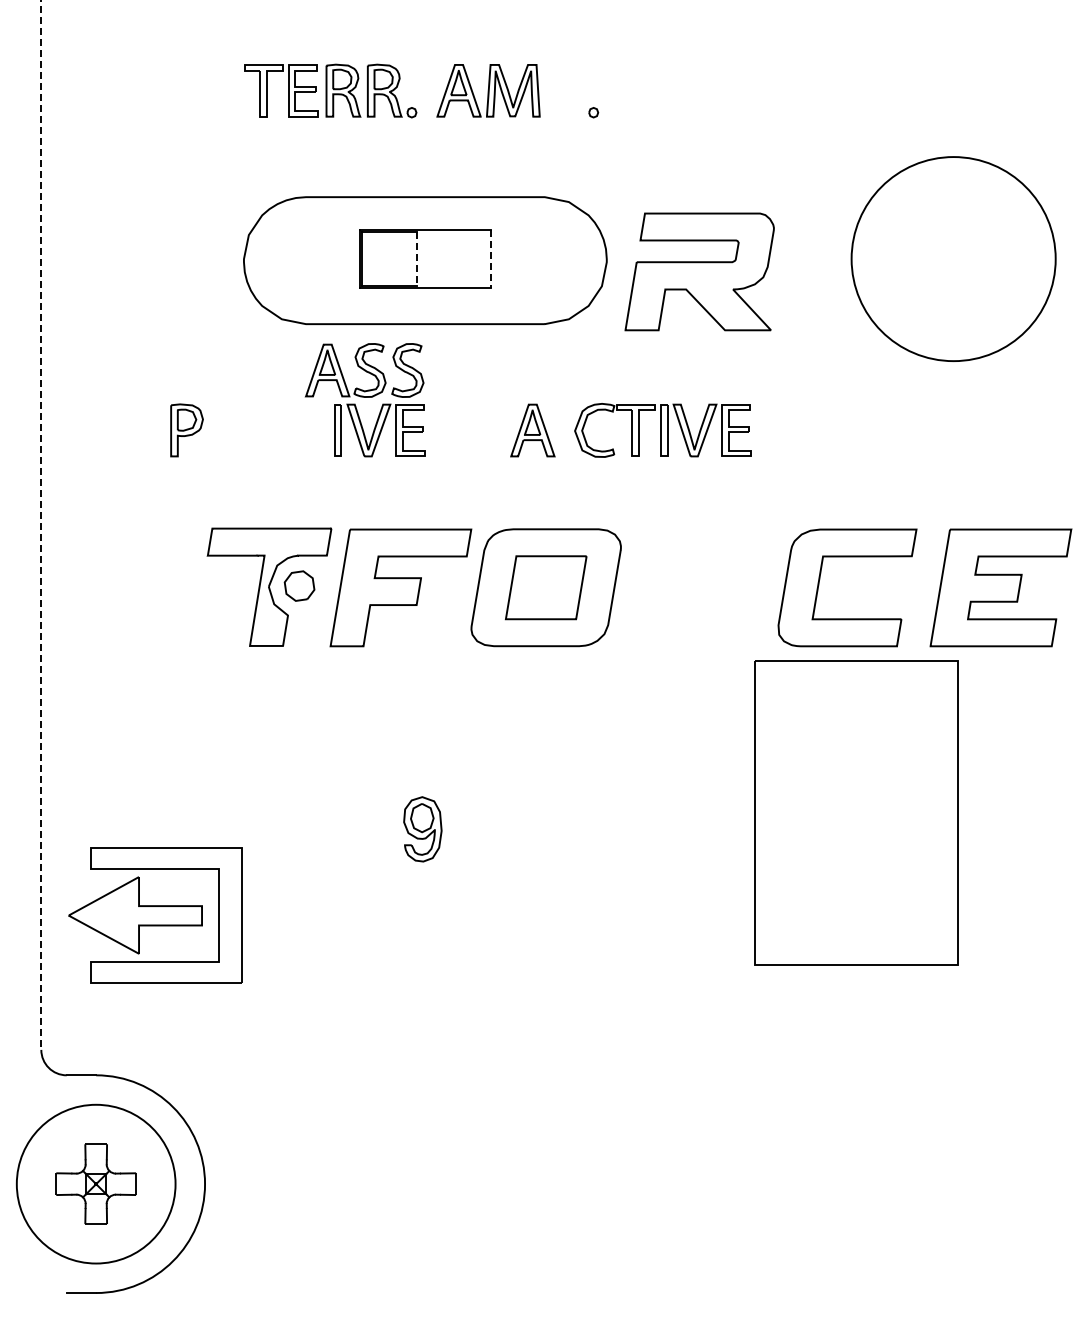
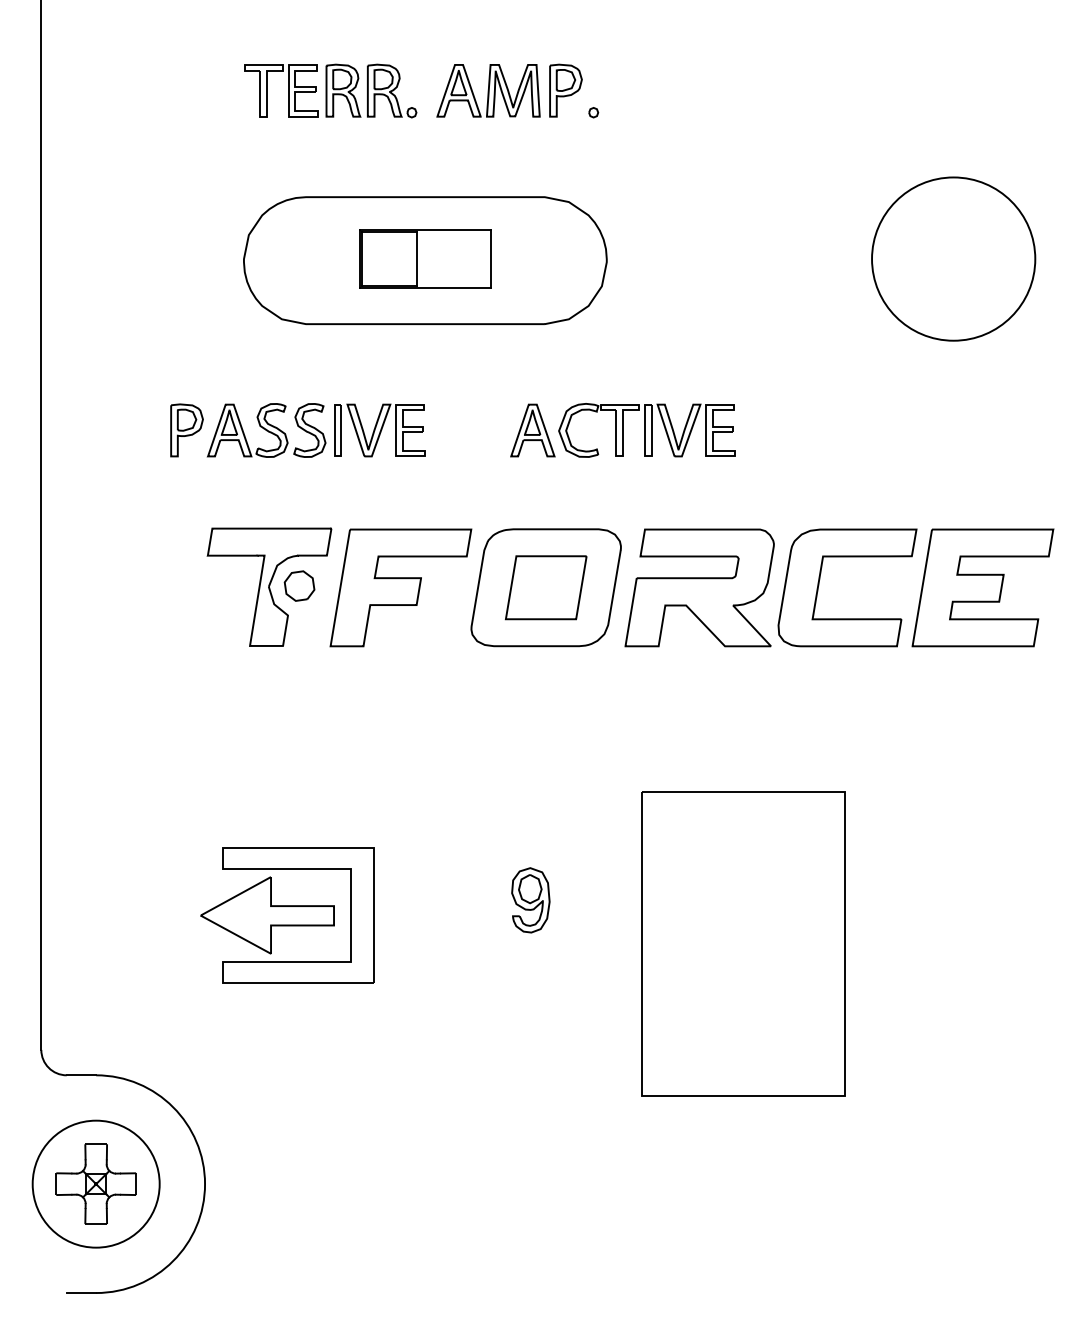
part: none -> present (565, 90)
line: dashed -> solid (416, 259)
line: dashed -> solid (491, 259)
circle diameter: 204 px -> 163 px (953, 258)
part position: (699, 271) -> (699, 587) (699, 587)
part position: (364, 370) -> (266, 430) (266, 430)
part position: (662, 430) -> (646, 430) (646, 430)
line: dashed -> solid (41, 524)
part position: (1000, 587) -> (982, 587) (982, 587)
part position: (856, 812) -> (743, 943) (743, 943)
part position: (422, 829) -> (530, 900) (530, 900)
part position: (155, 915) -> (287, 915) (287, 915)
circle diameter: 159 px -> 127 px (95, 1183)
